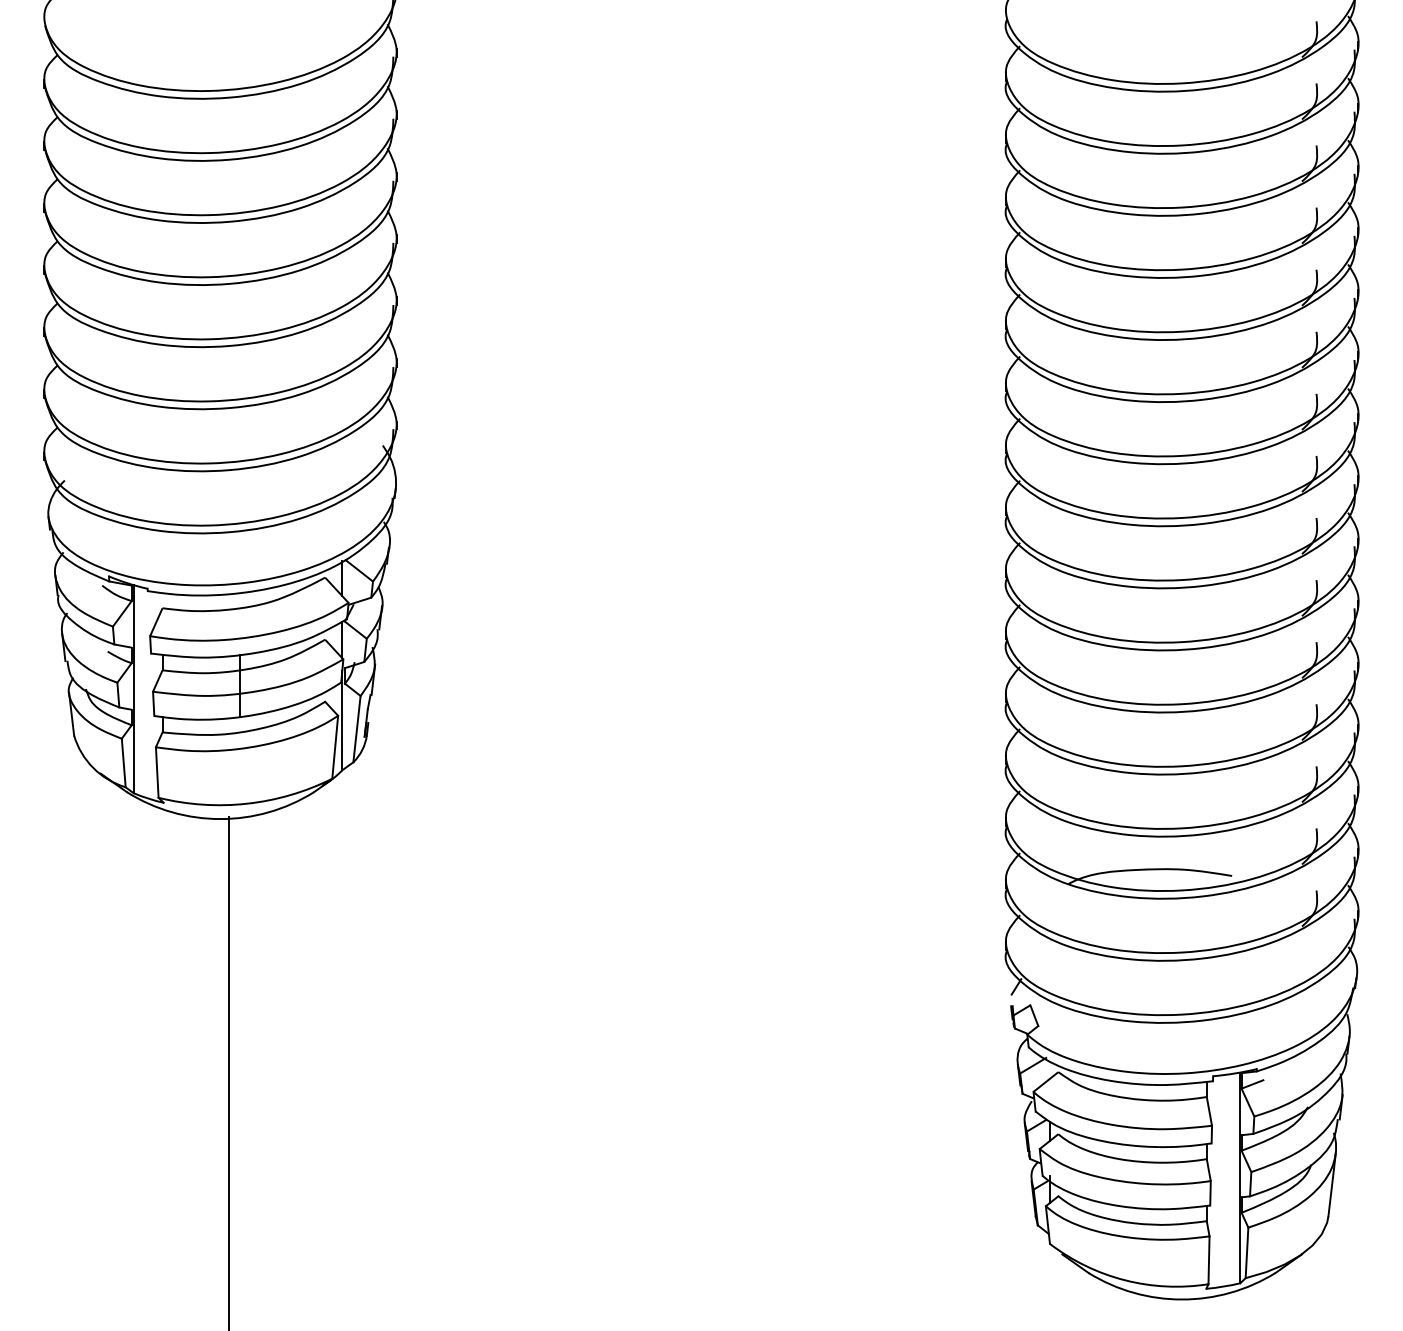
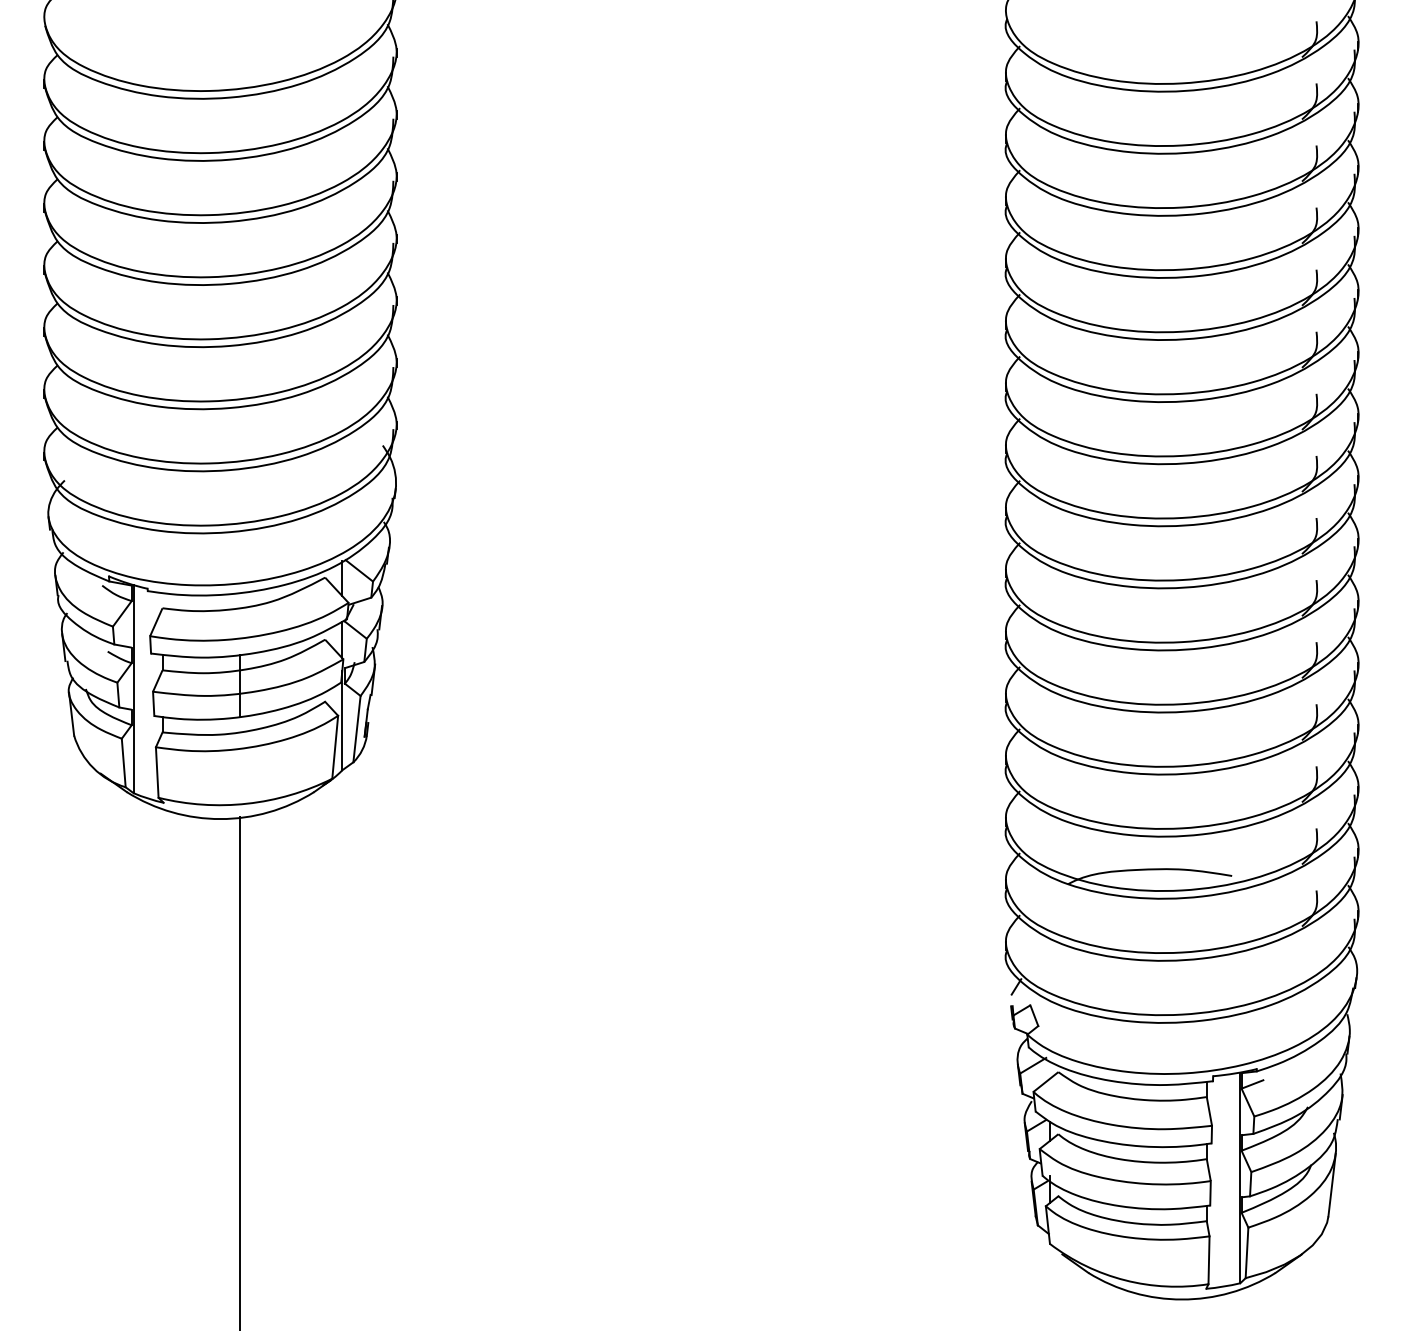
line position: (228, 1071) -> (239, 1071) (239, 1071)
